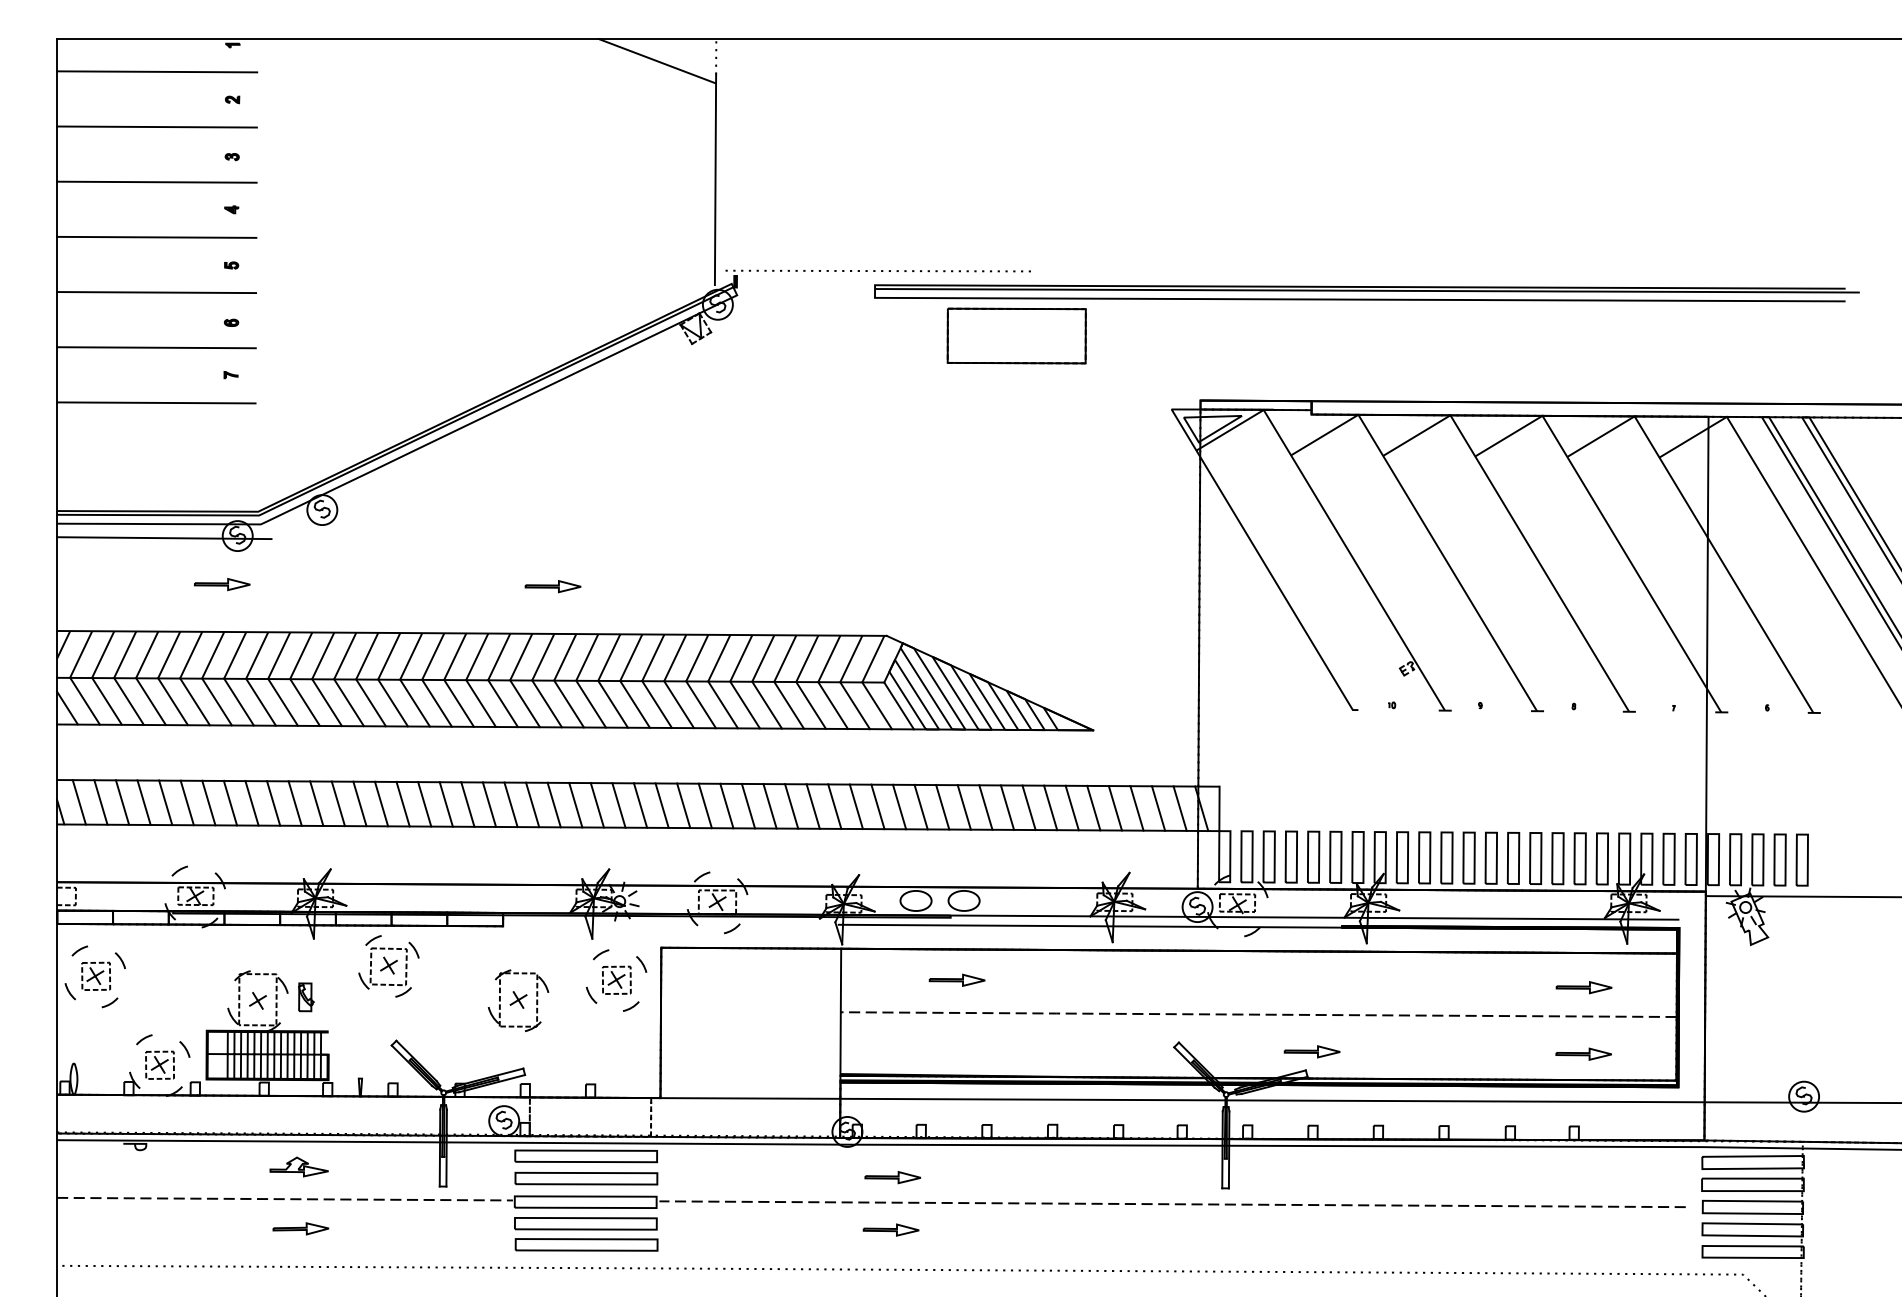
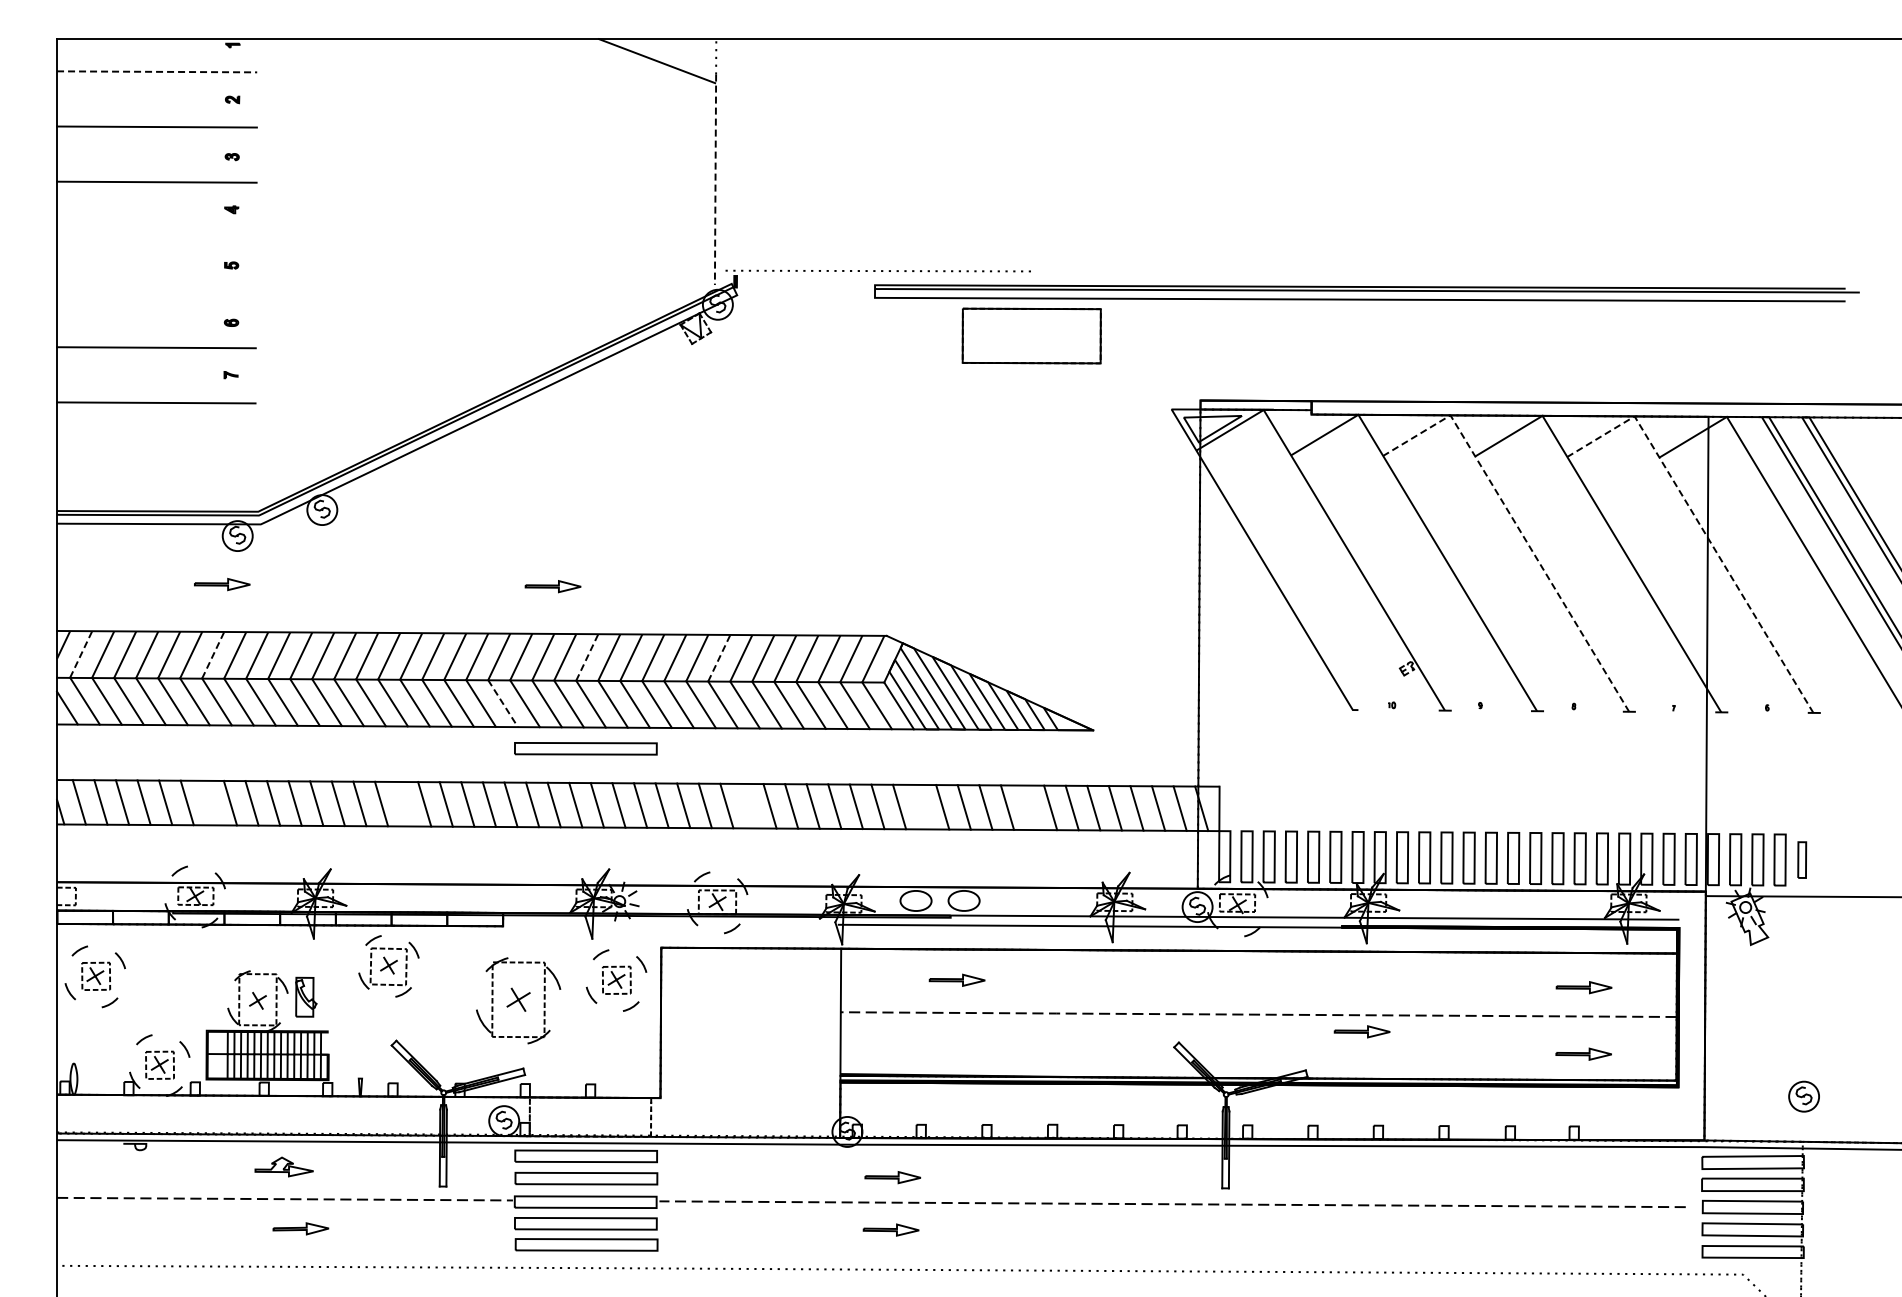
line: solid -> dashed (157, 71)
line: solid -> dashed (715, 180)
line: present -> none (156, 236)
line: present -> none (156, 292)
part position: (1016, 335) -> (1031, 335) (1031, 335)
line: solid -> dashed (1518, 528)
line: solid -> dashed (1703, 530)
line: present -> none (164, 538)
line: solid -> dashed (81, 653)
line: solid -> dashed (213, 654)
line: solid -> dashed (587, 656)
line: solid -> dashed (719, 657)
line: solid -> dashed (503, 703)
part: none -> present (585, 748)
line: present -> none (208, 802)
line: present -> none (402, 803)
line: present -> none (748, 805)
line: present -> none (920, 806)
line: present -> none (1028, 807)
part size: 14x54 px -> 11x38 px (1802, 859)
part size: 17x31 px -> 23x42 px (306, 996)
part size: 63x63 px -> 86x88 px (518, 1000)
part position: (1311, 1051) -> (1361, 1031) (1361, 1031)
line: present -> none (1279, 1100)
part position: (298, 1166) -> (283, 1166) (283, 1166)
